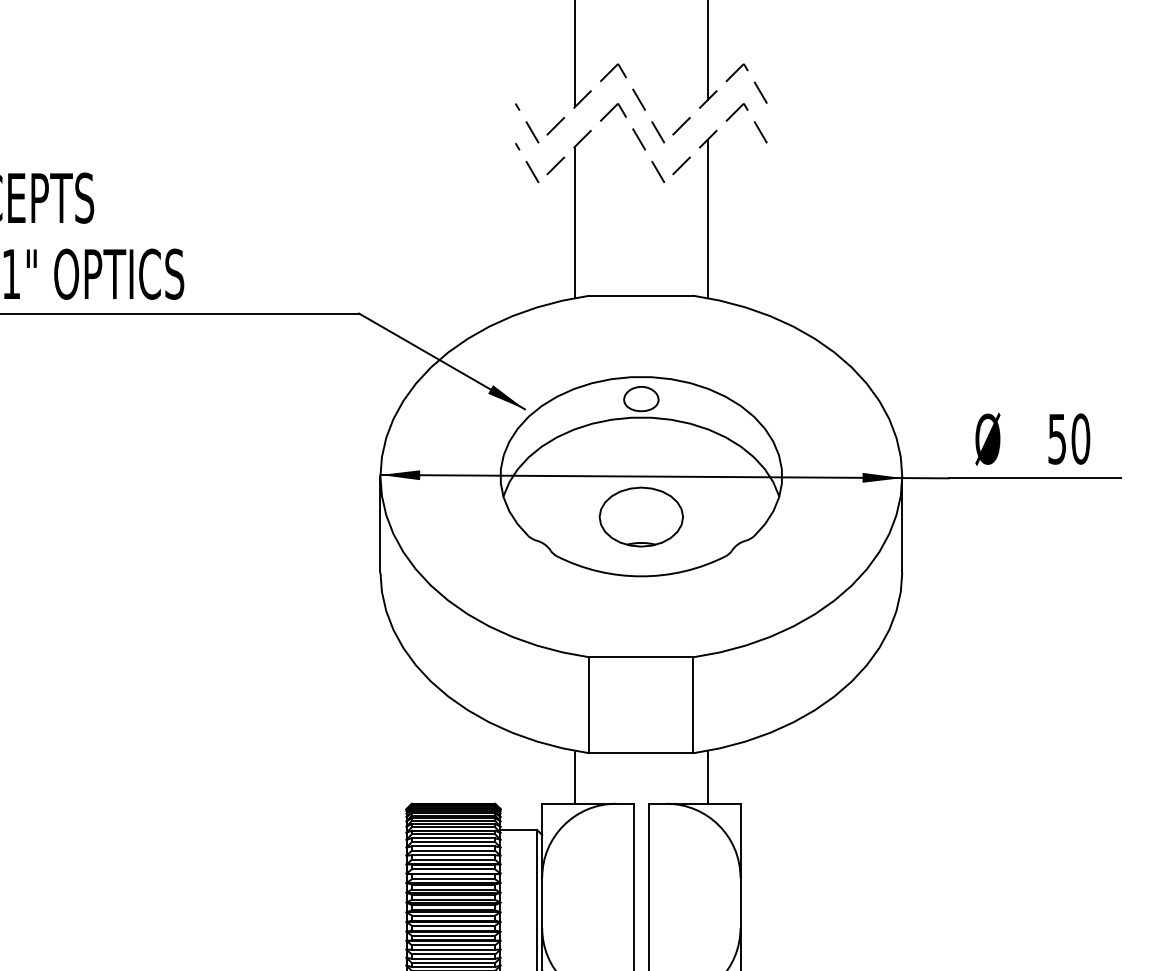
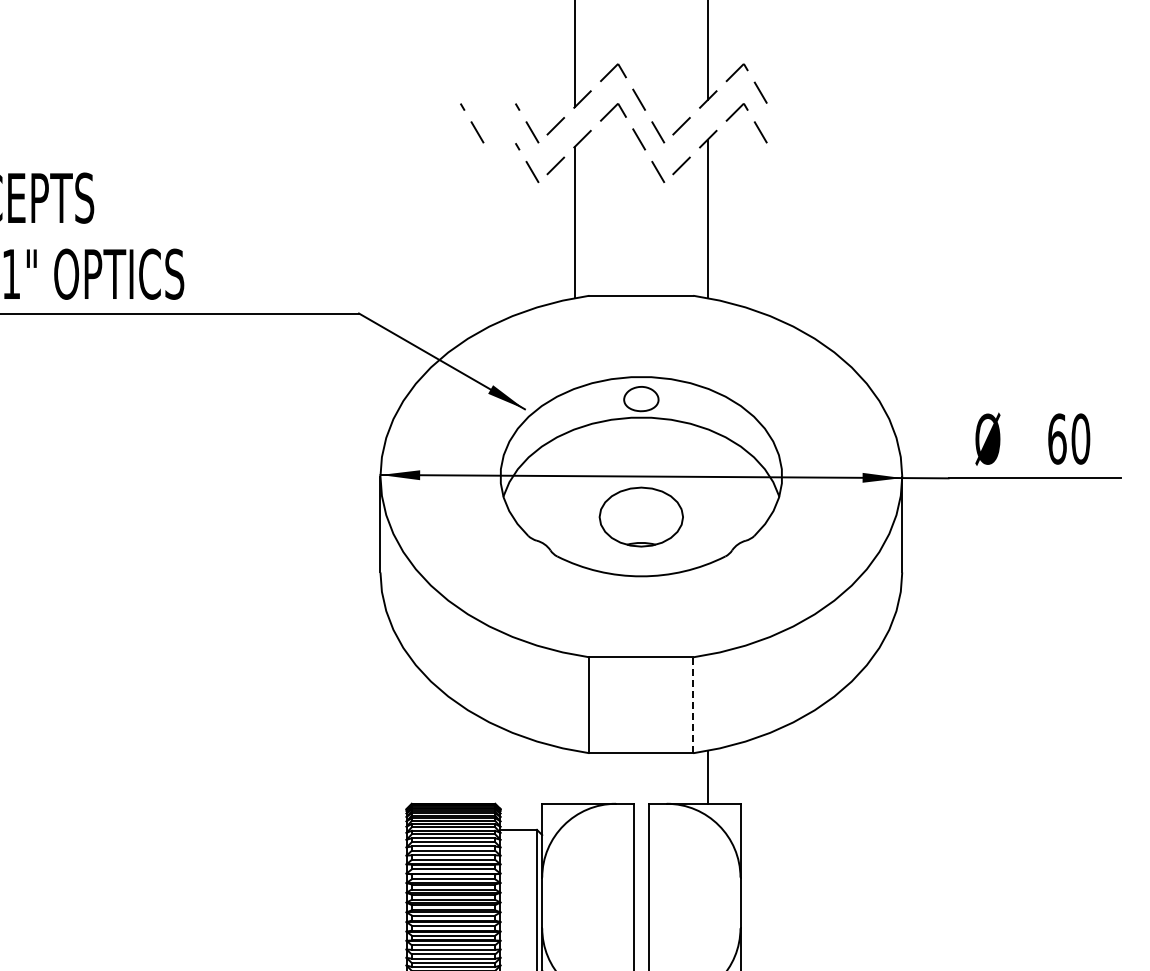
line: none -> present (472, 123)
text: 50 -> 60 (1057, 438)
line: solid -> dashed (693, 705)
line: present -> none (575, 776)
